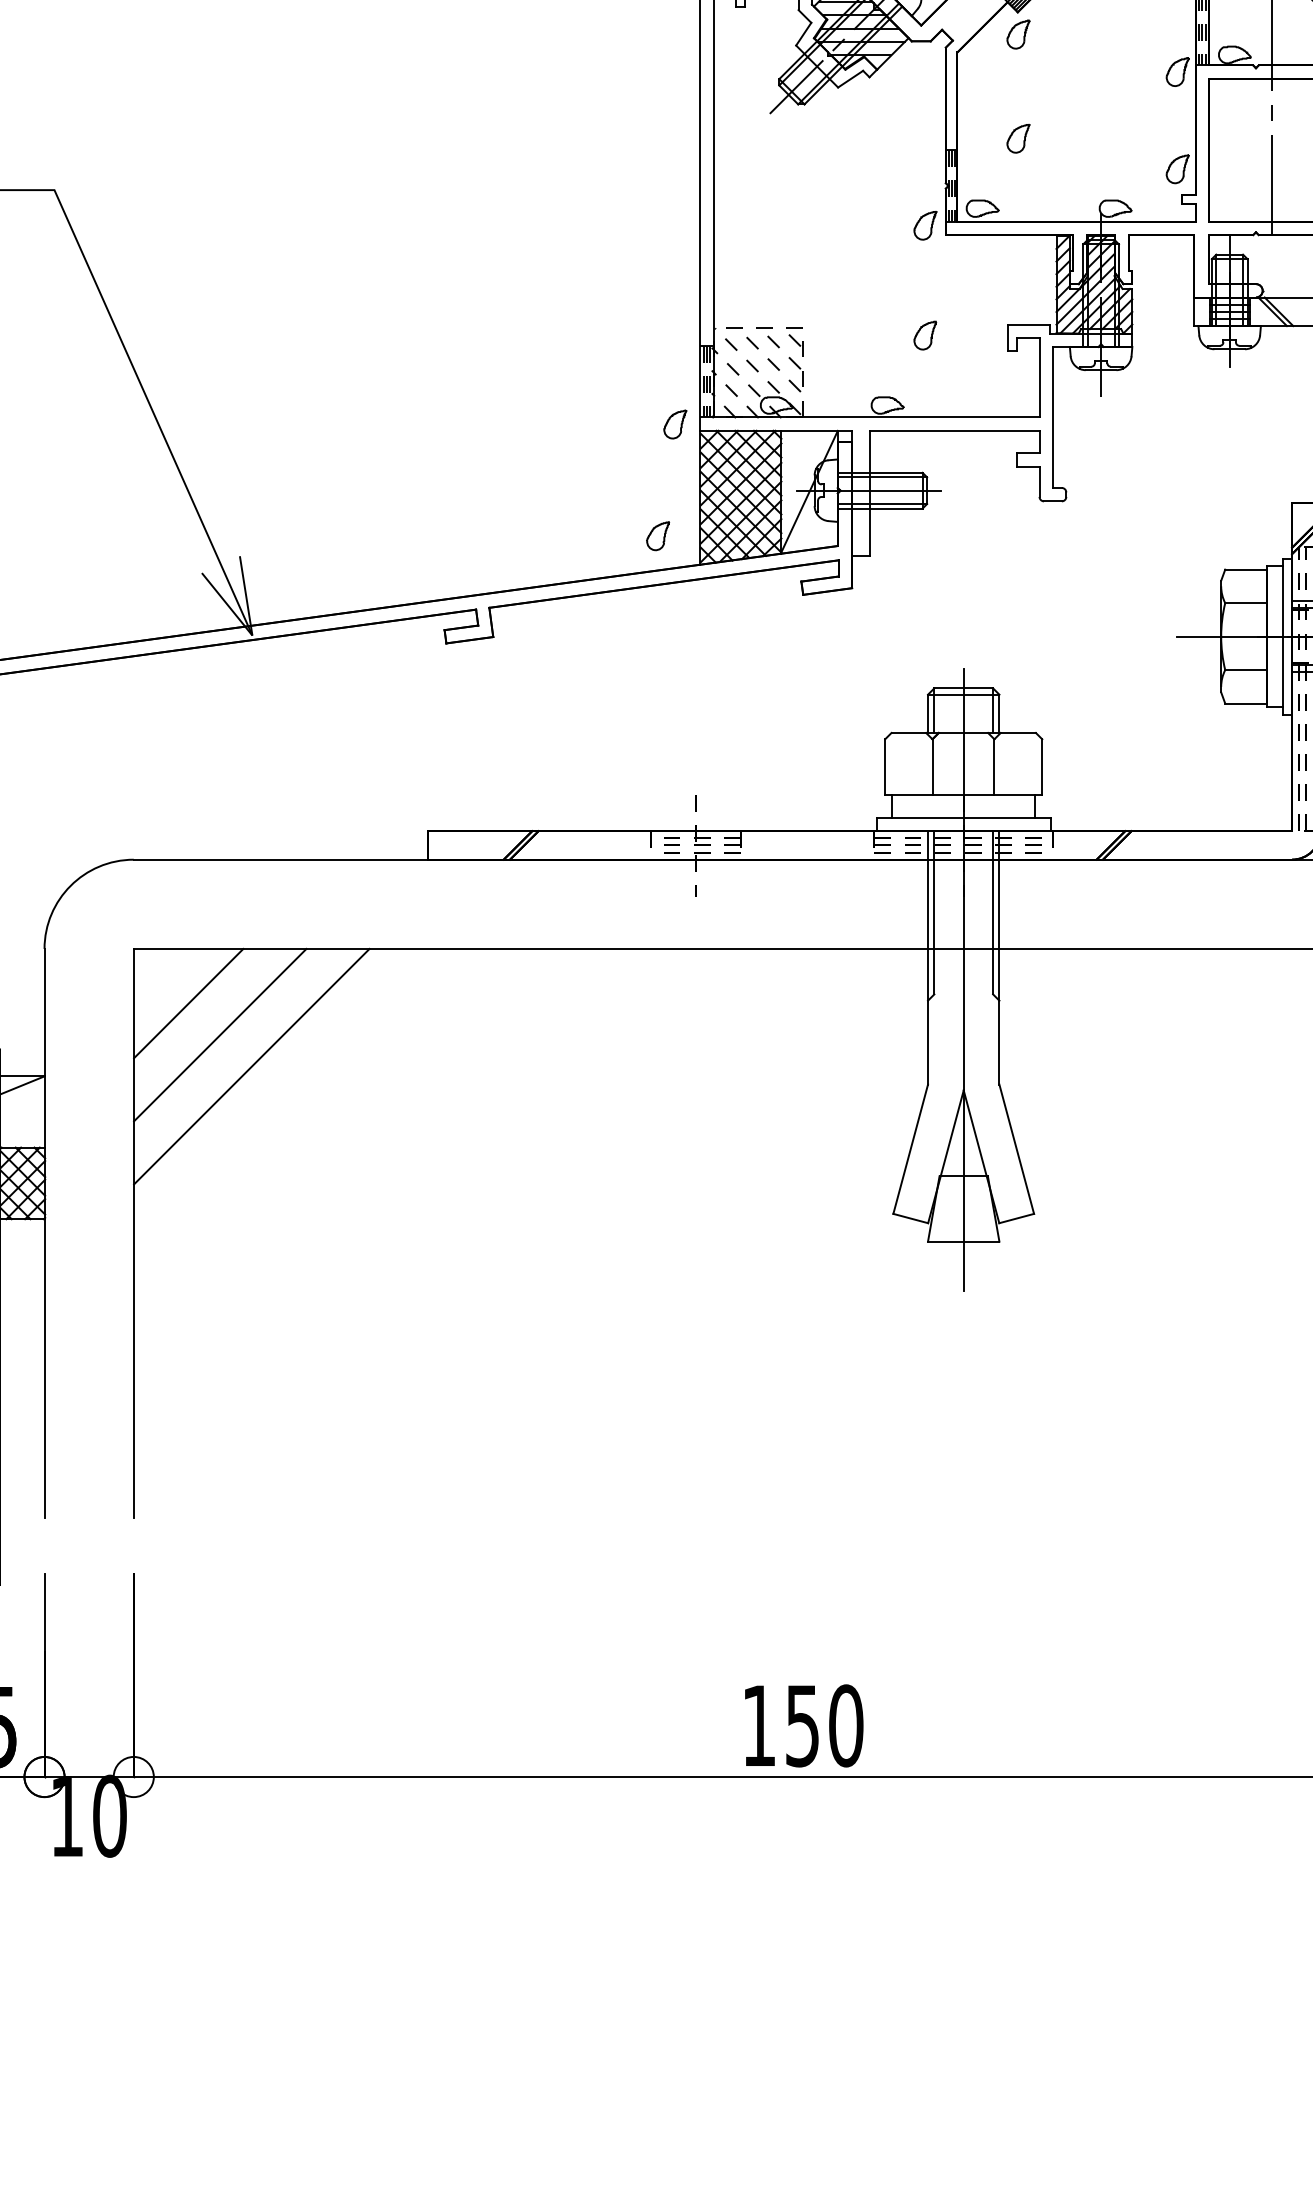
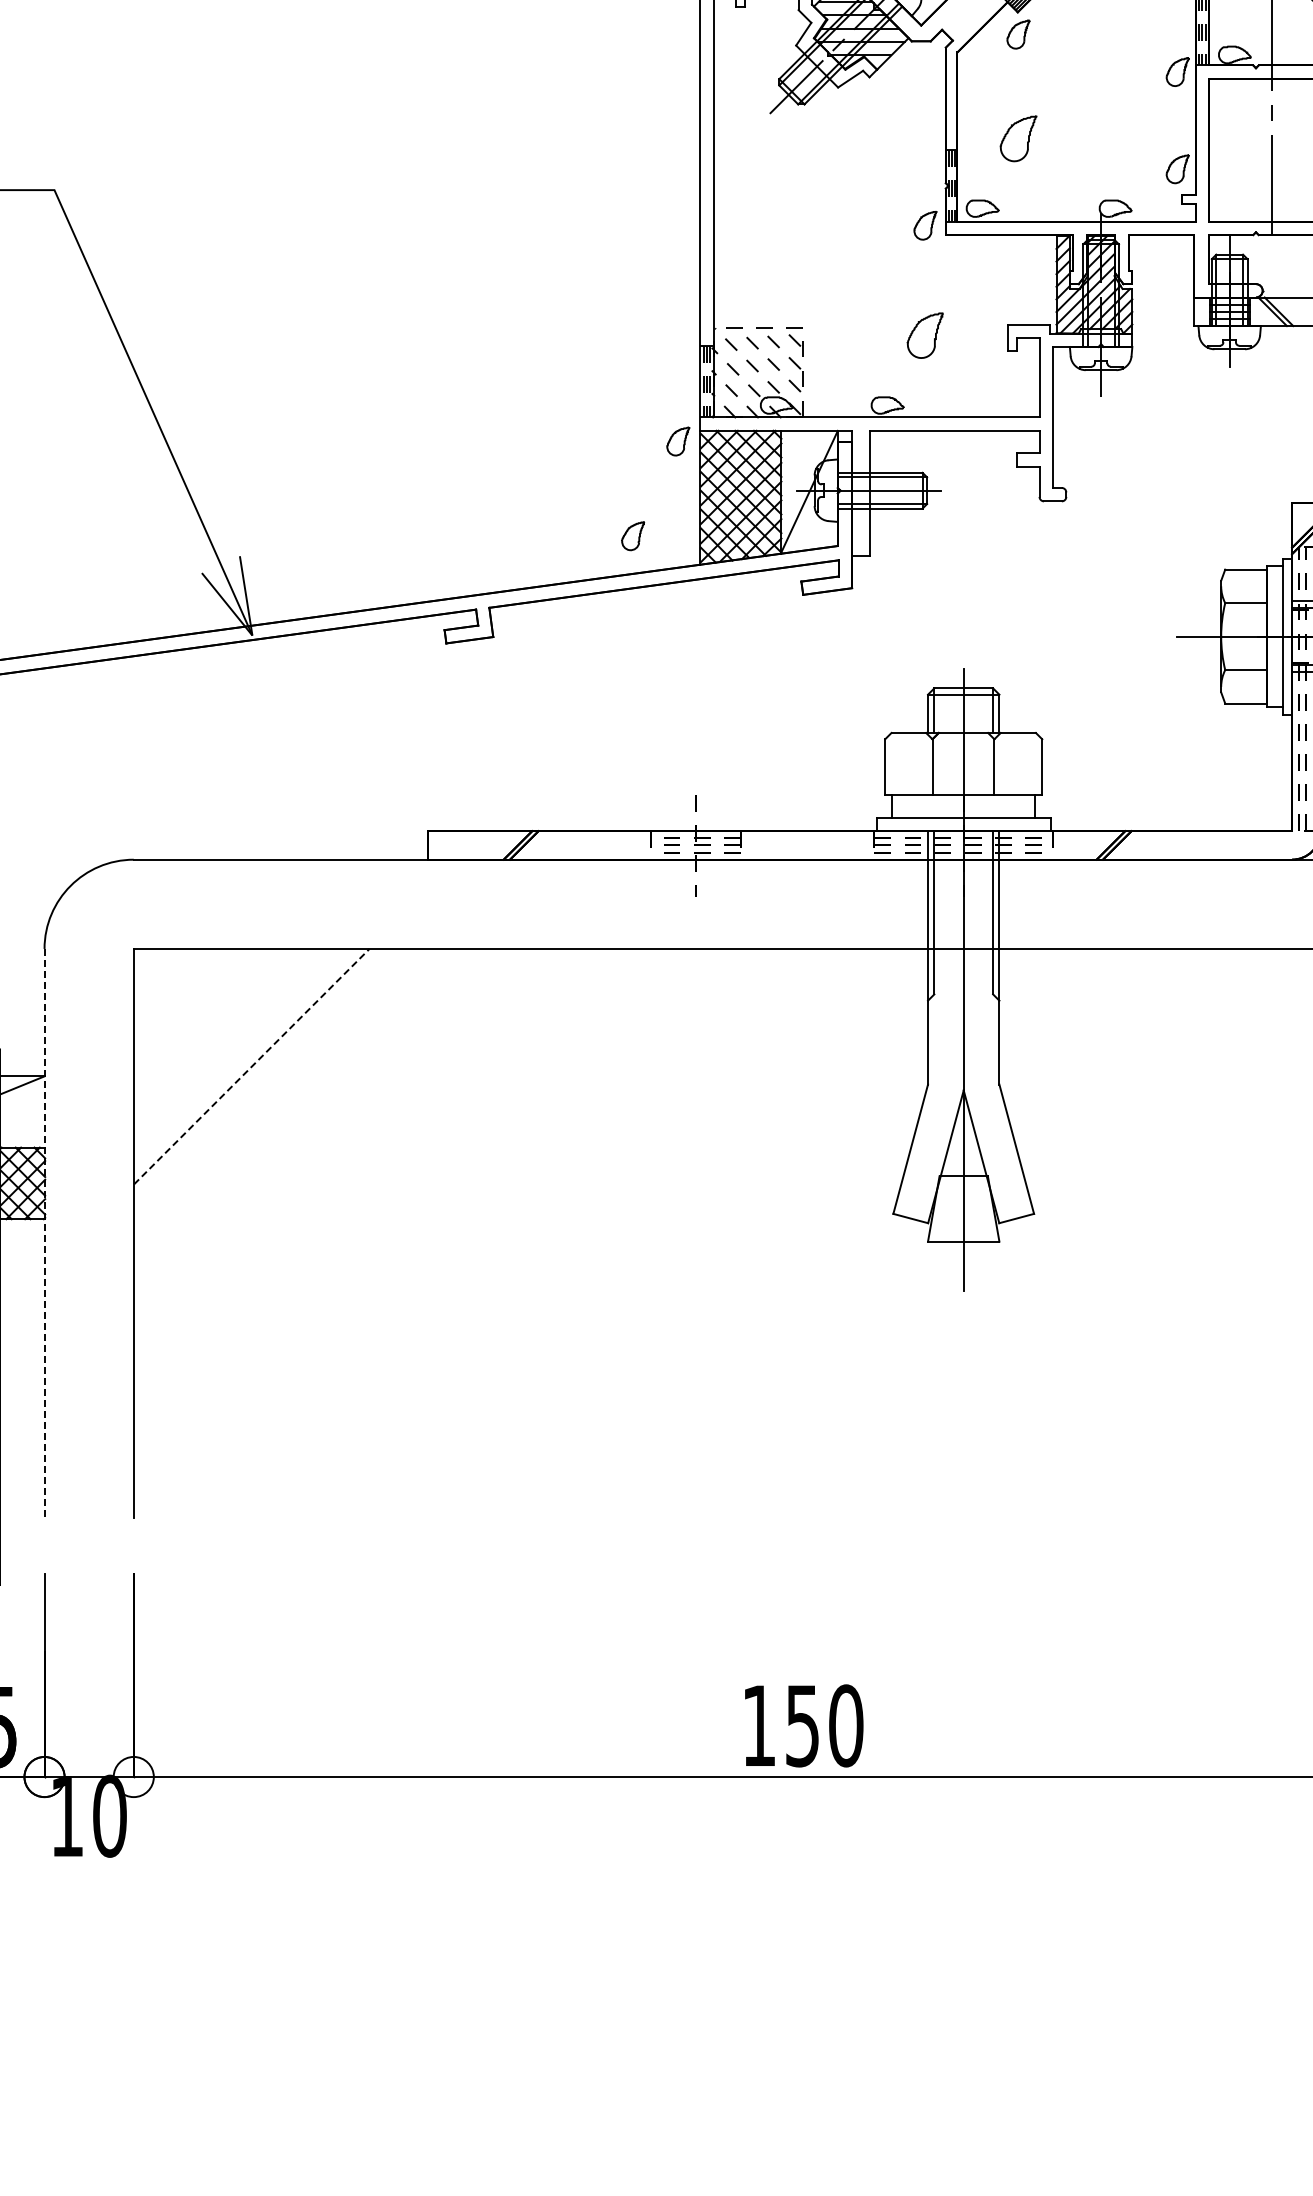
part size: 25x31 px -> 39x48 px (1018, 138)
part size: 25x31 px -> 38x47 px (924, 335)
part position: (675, 424) -> (678, 441) (678, 441)
part position: (658, 536) -> (633, 536) (633, 536)
line: present -> none (188, 1003)
line: present -> none (220, 1034)
line: solid -> dashed (251, 1066)
line: solid -> dashed (44, 1233)
